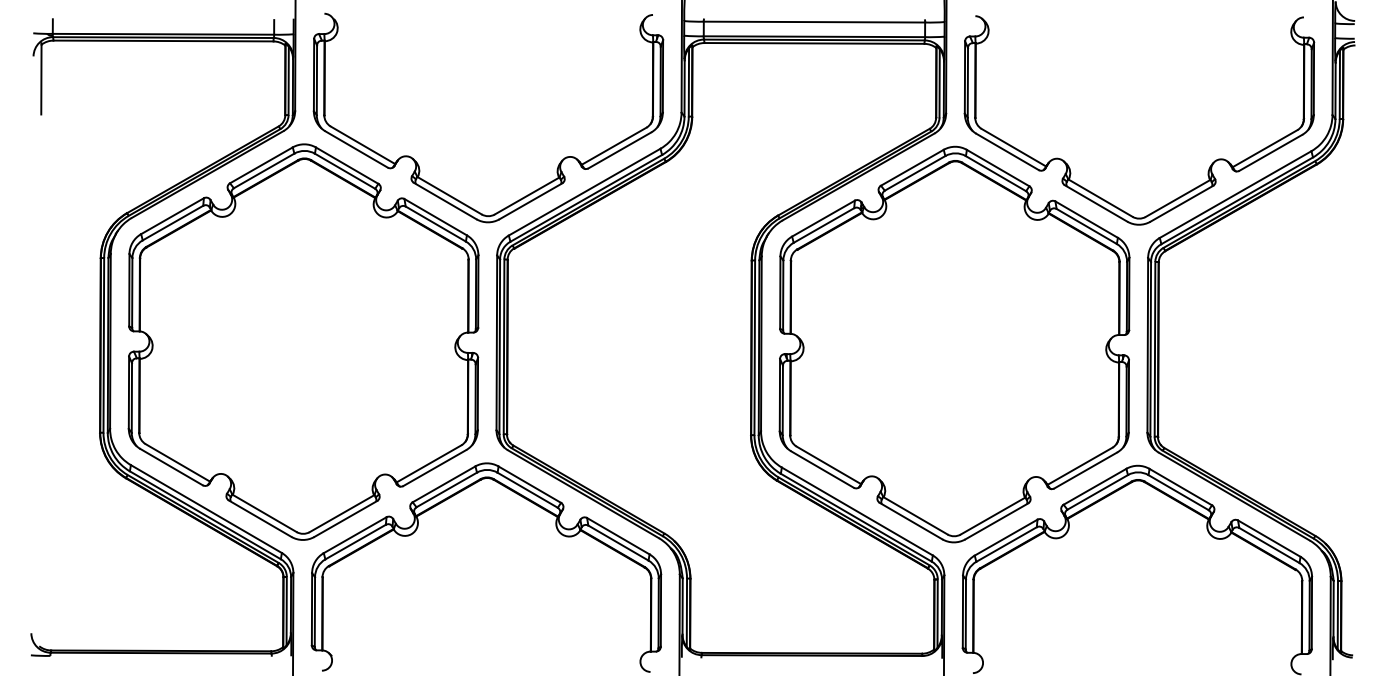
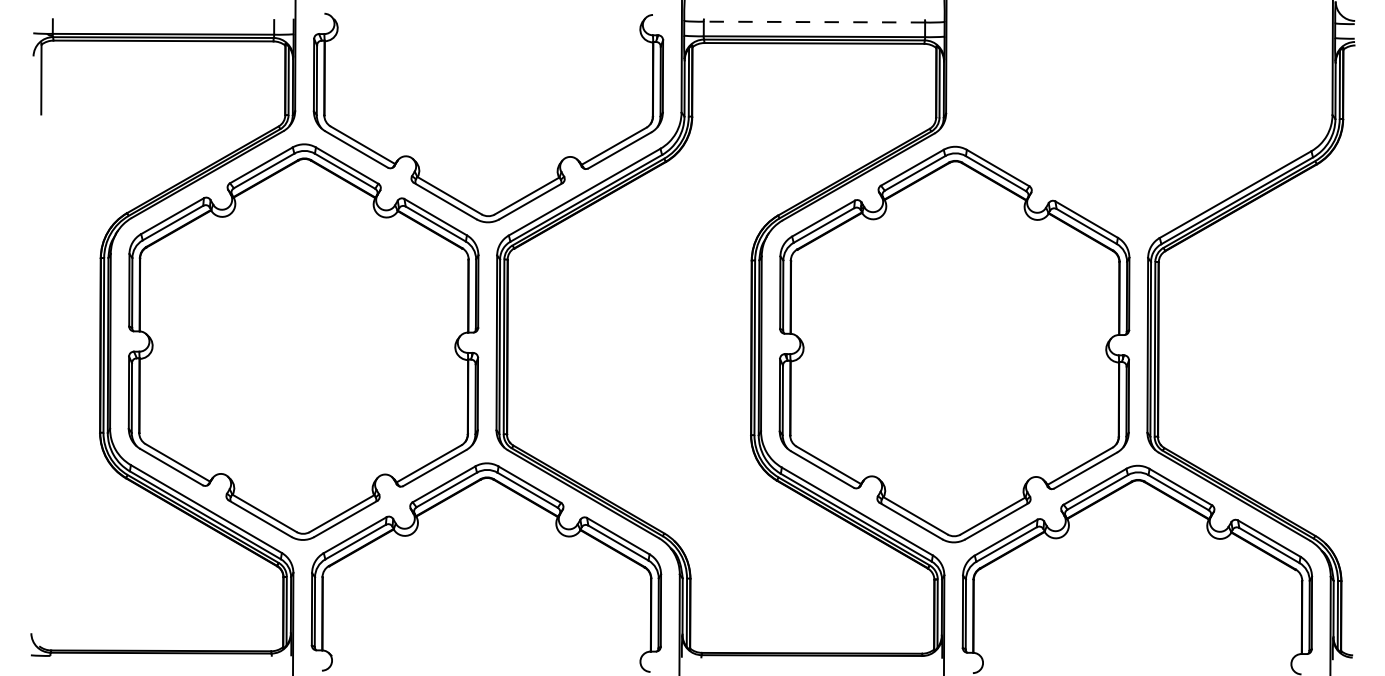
line: solid -> dashed (814, 22)
part: present -> none (1068, 164)
